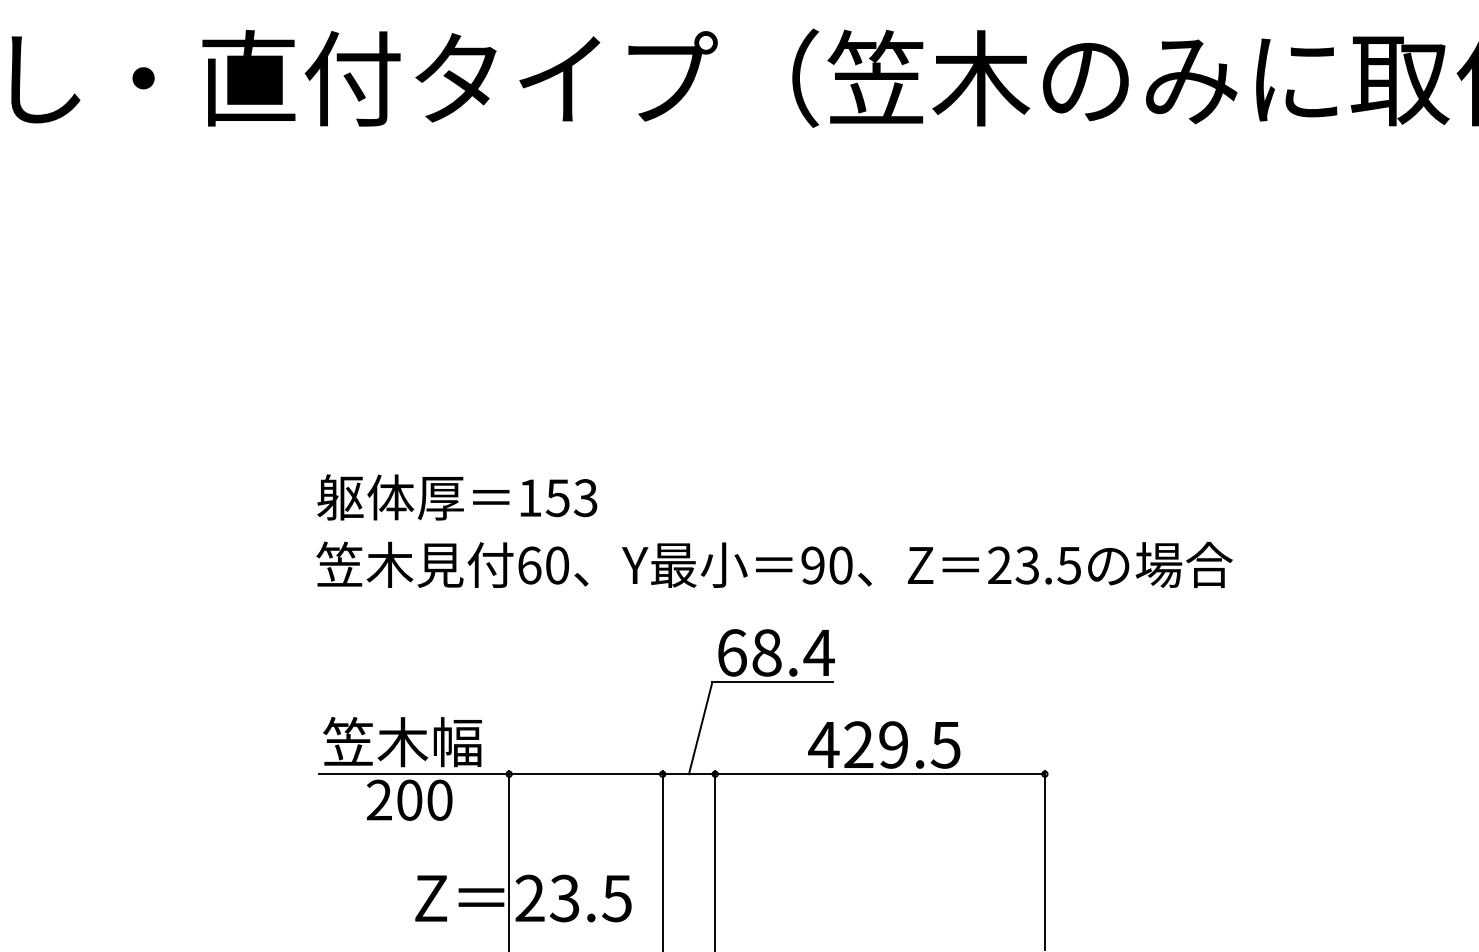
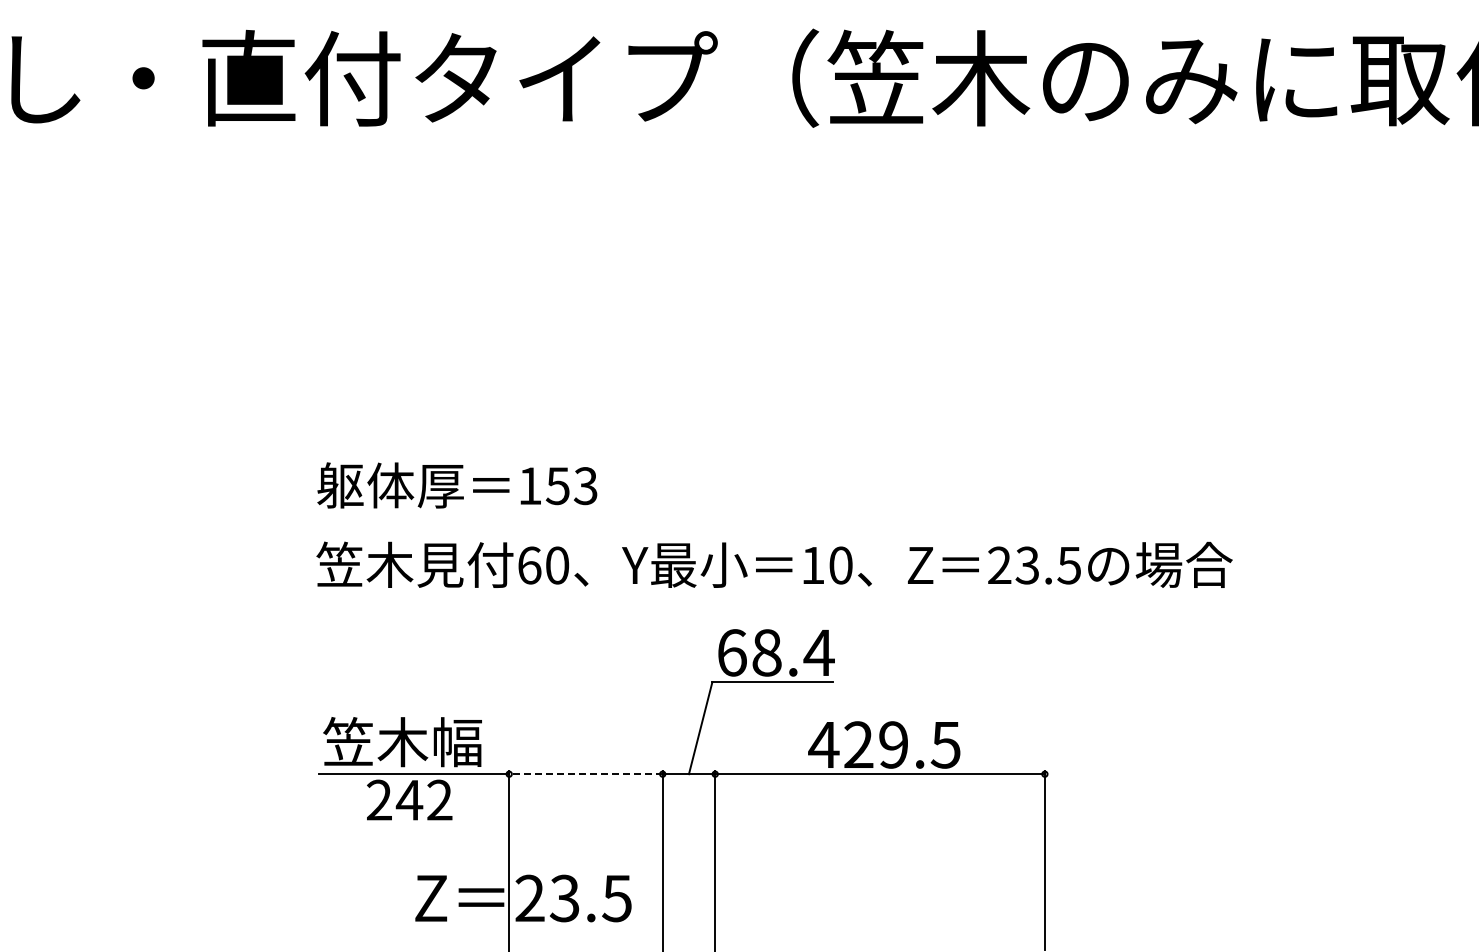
text position: (457, 497) -> (457, 485) (457, 485)
text: 90 -> 10 (812, 565)
line: solid -> dashed (585, 774)
text: 200 -> 242 (423, 799)
